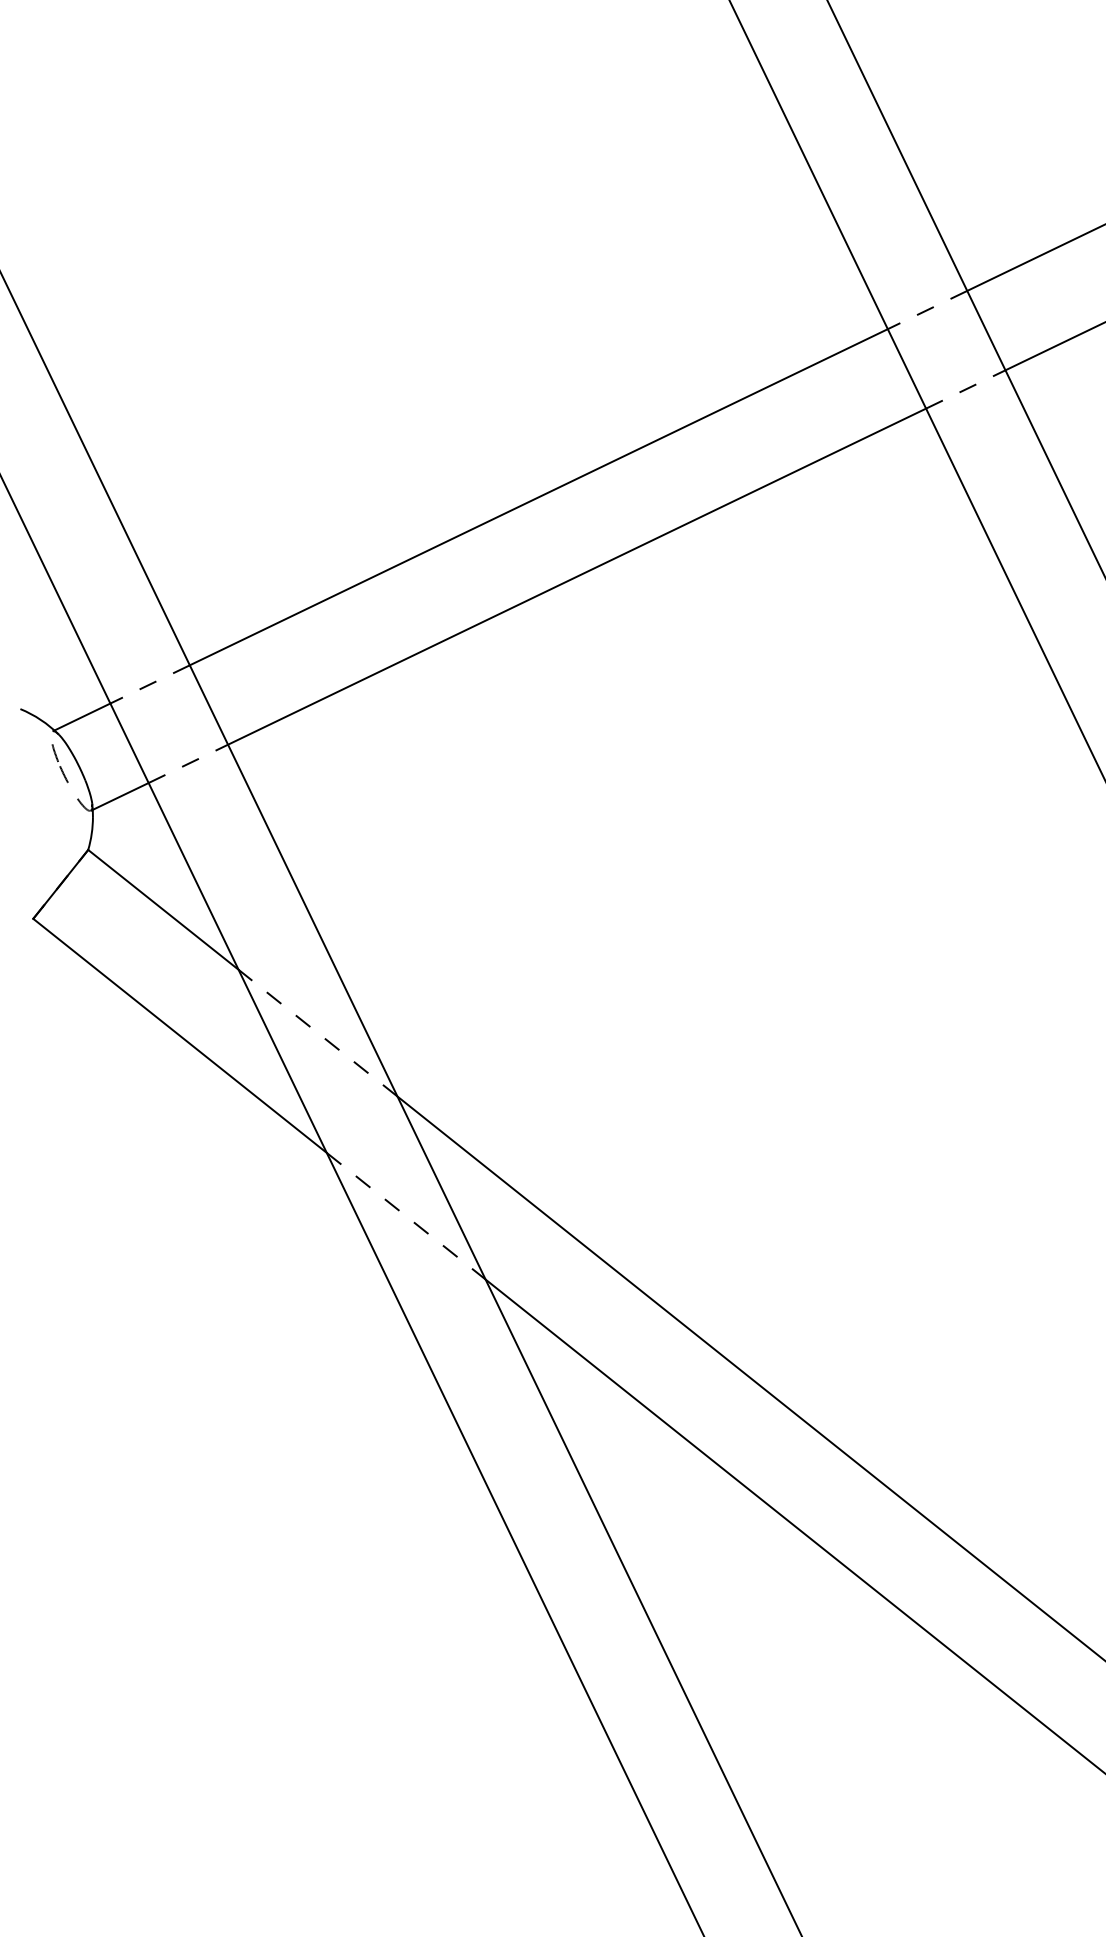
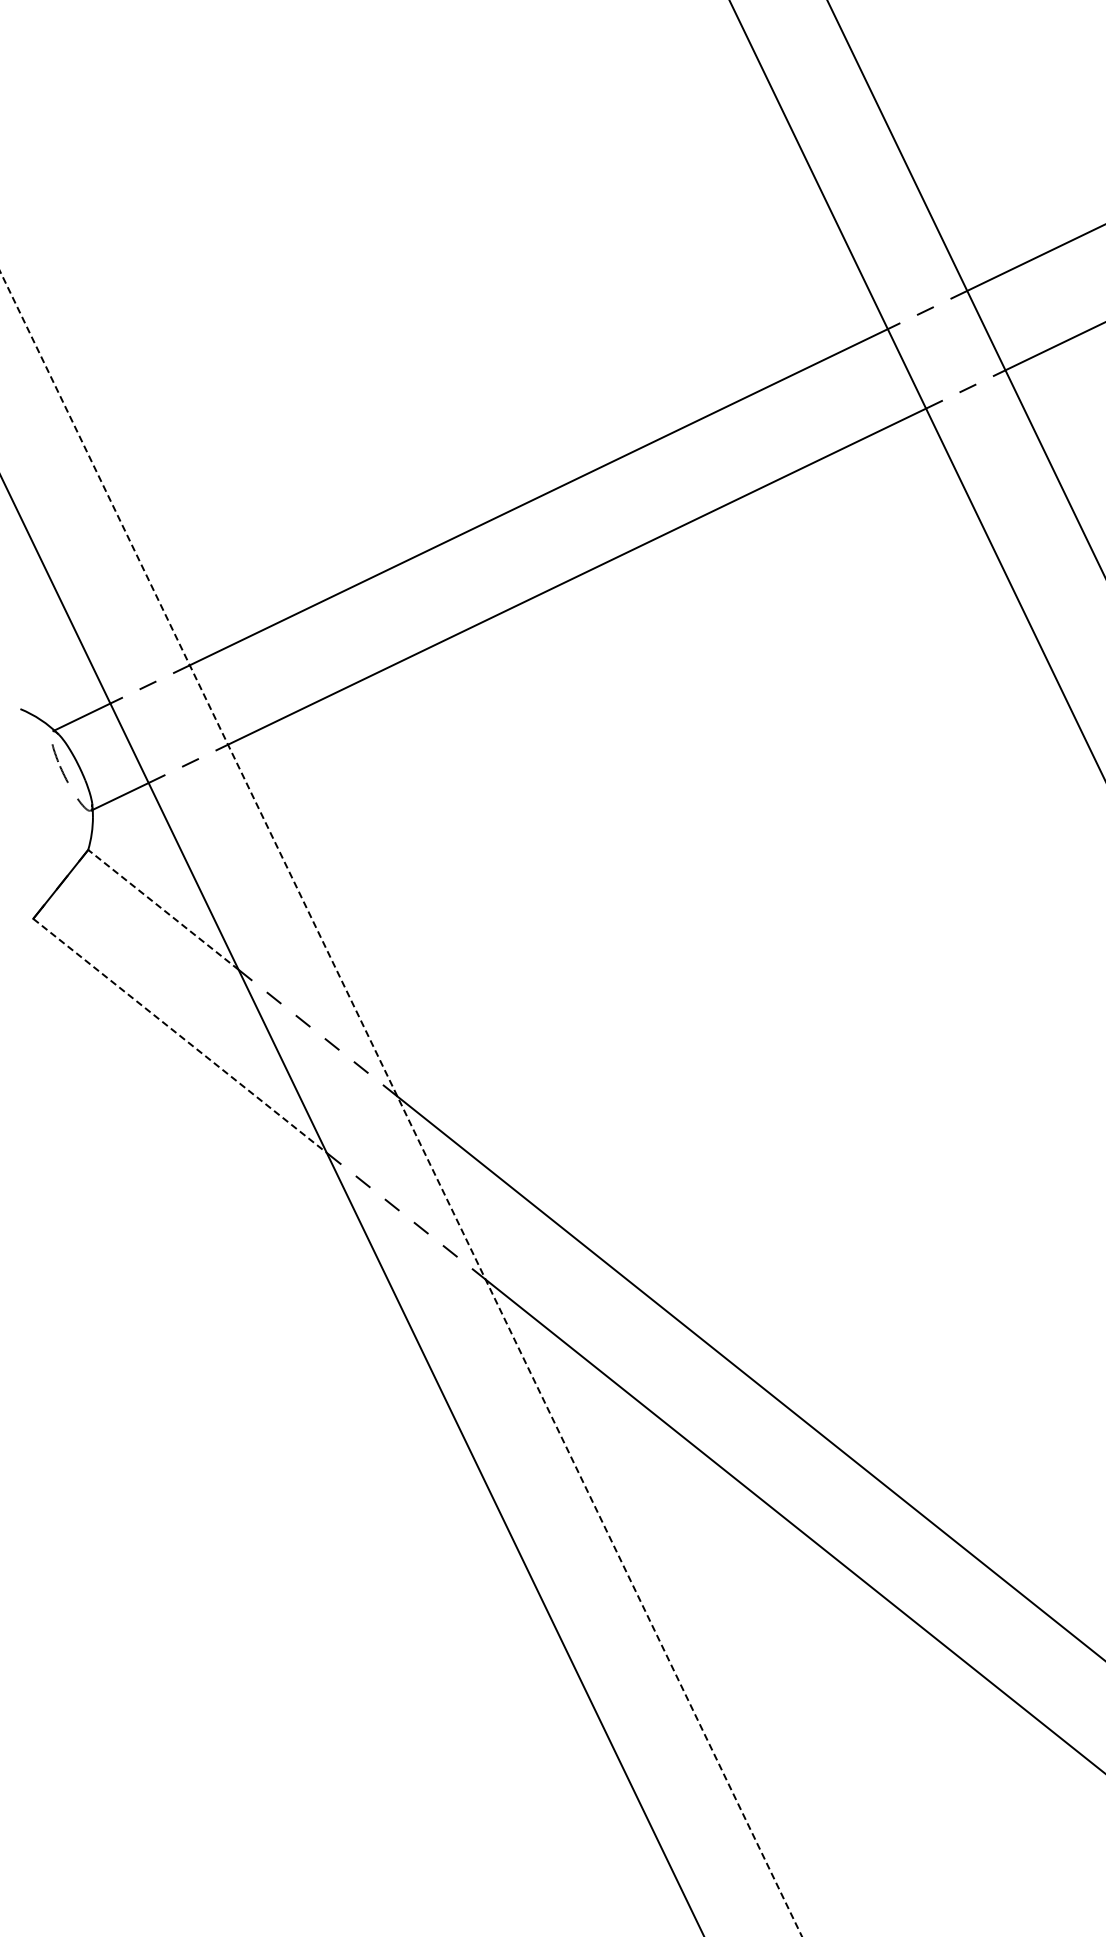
line: solid -> dashed (163, 909)
line: solid -> dashed (180, 1035)
line: solid -> dashed (400, 1103)
